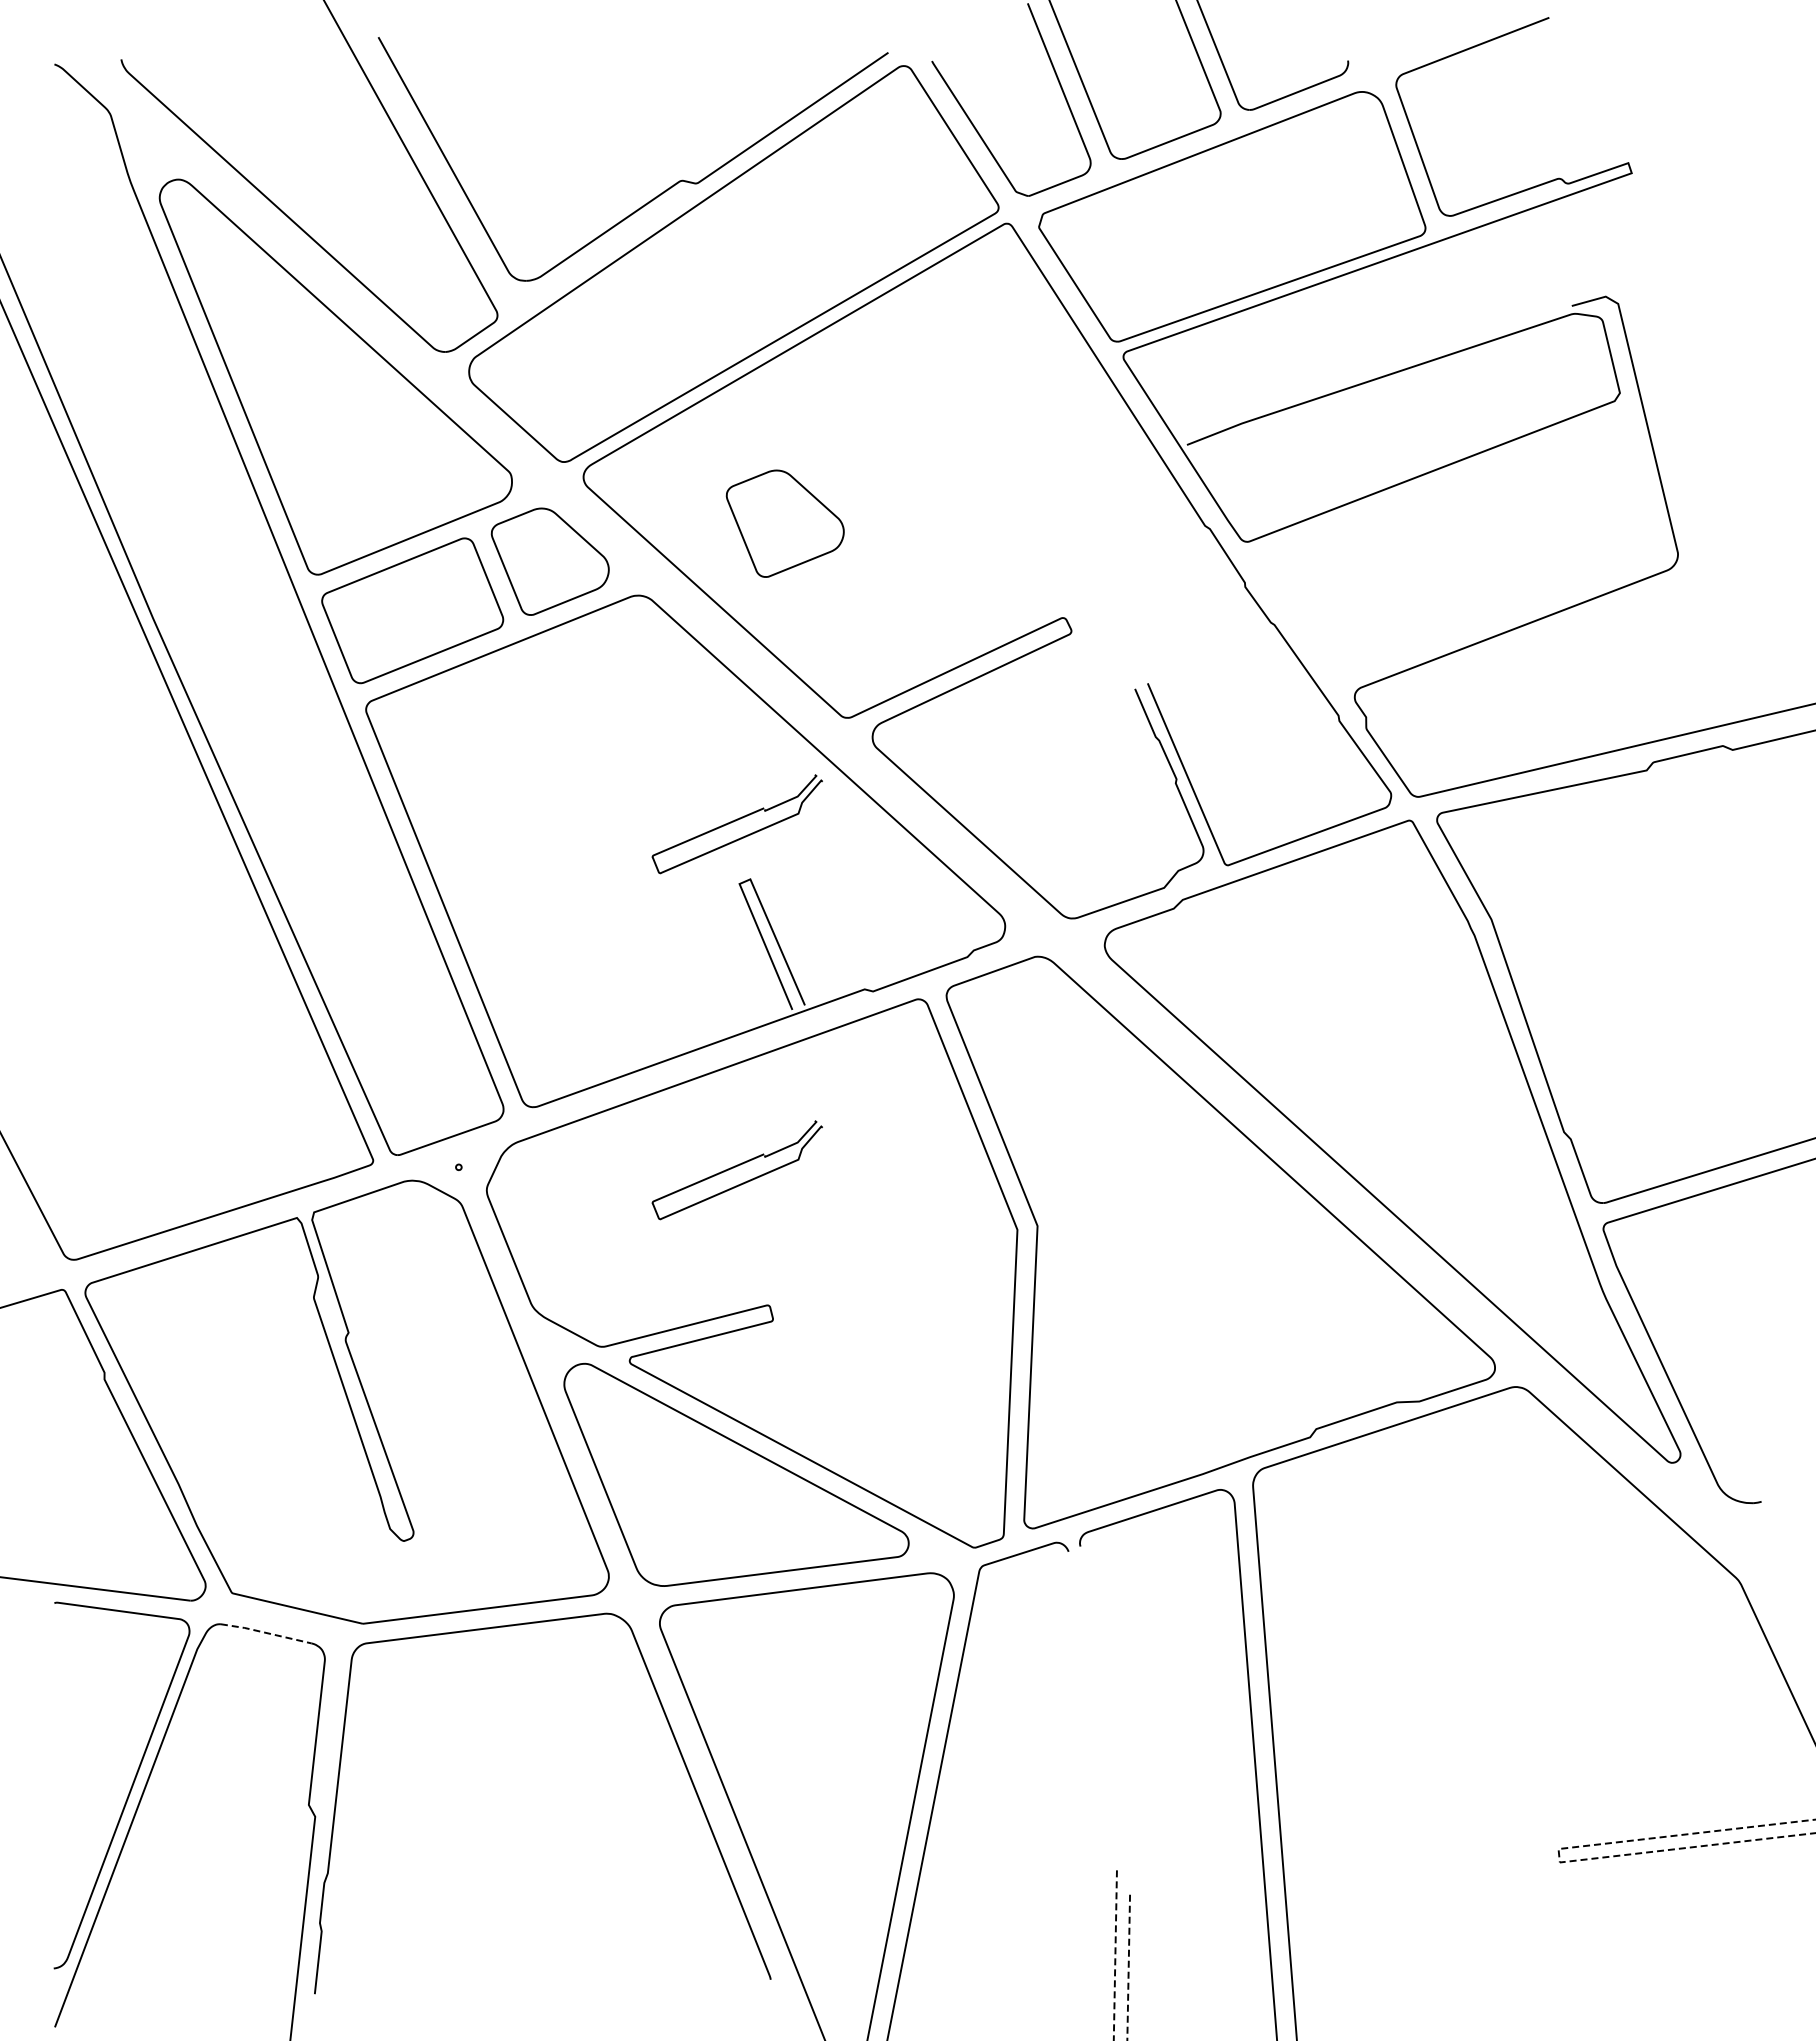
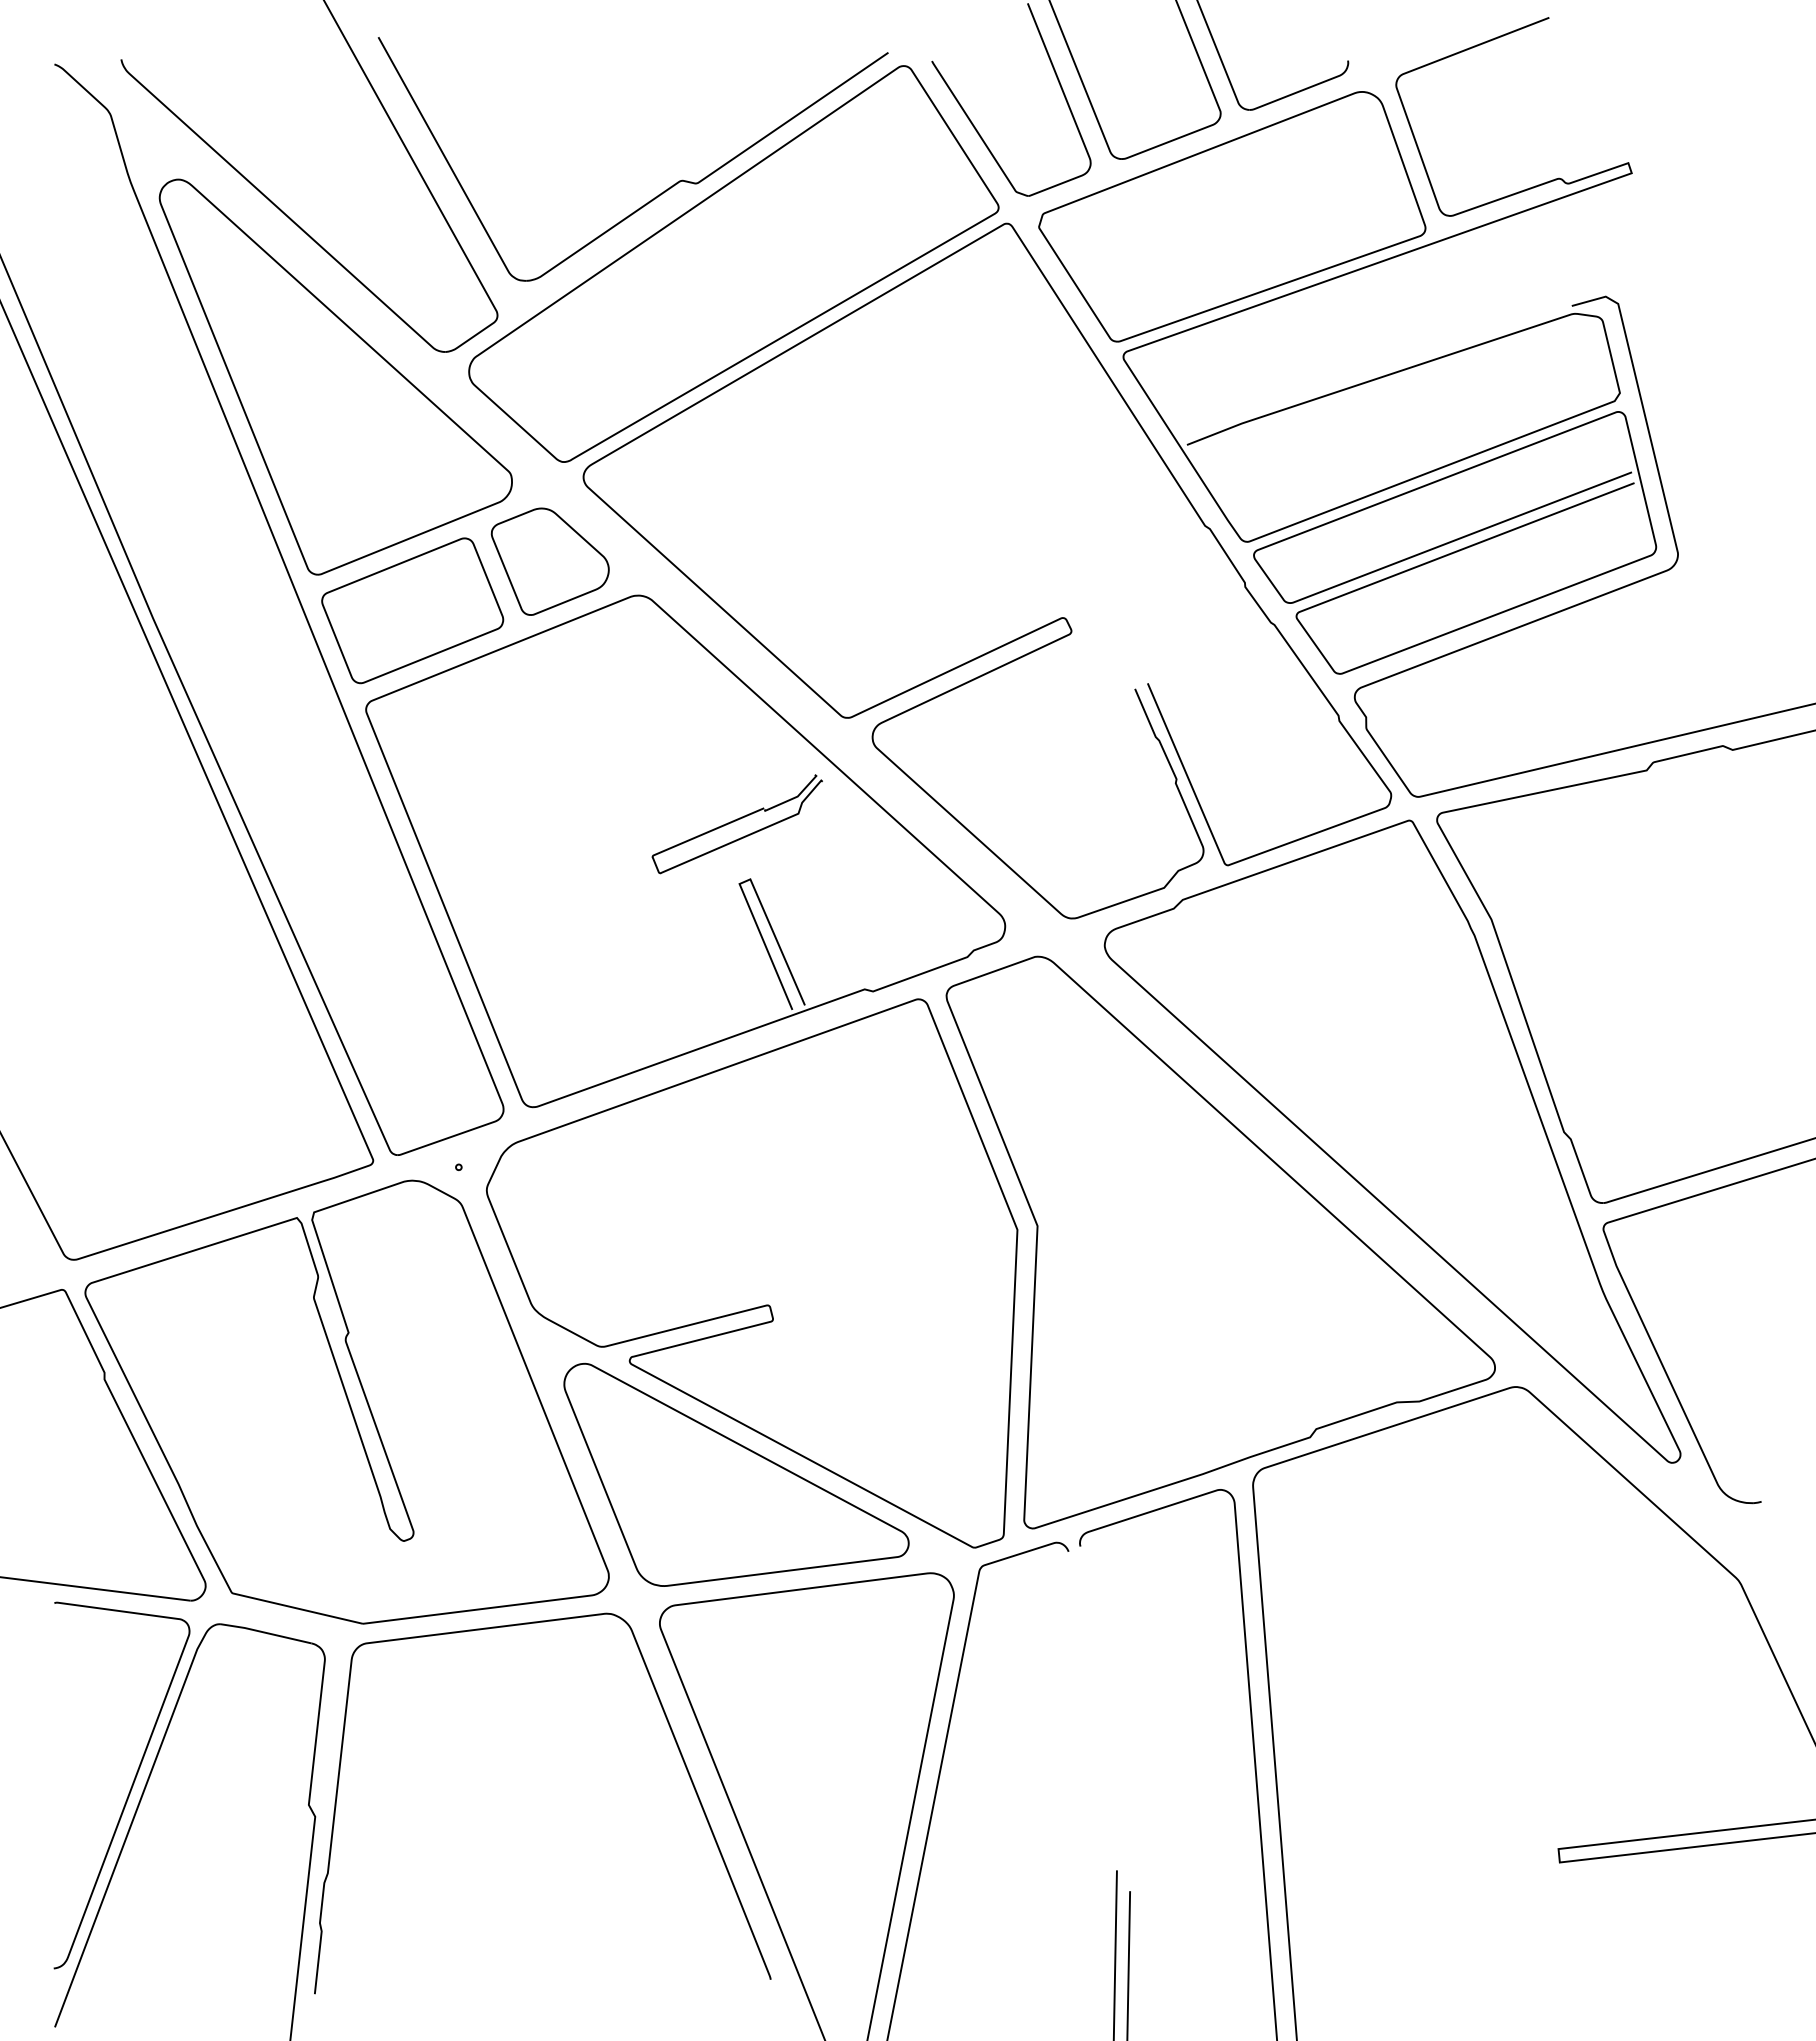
part: present -> none (784, 523)
curve: none -> present (1455, 541)
part: present -> none (736, 1170)
line: dashed -> solid (266, 1632)
line: dashed -> solid (1559, 1854)
line: dashed -> solid (1115, 1956)
line: dashed -> solid (1128, 1966)
